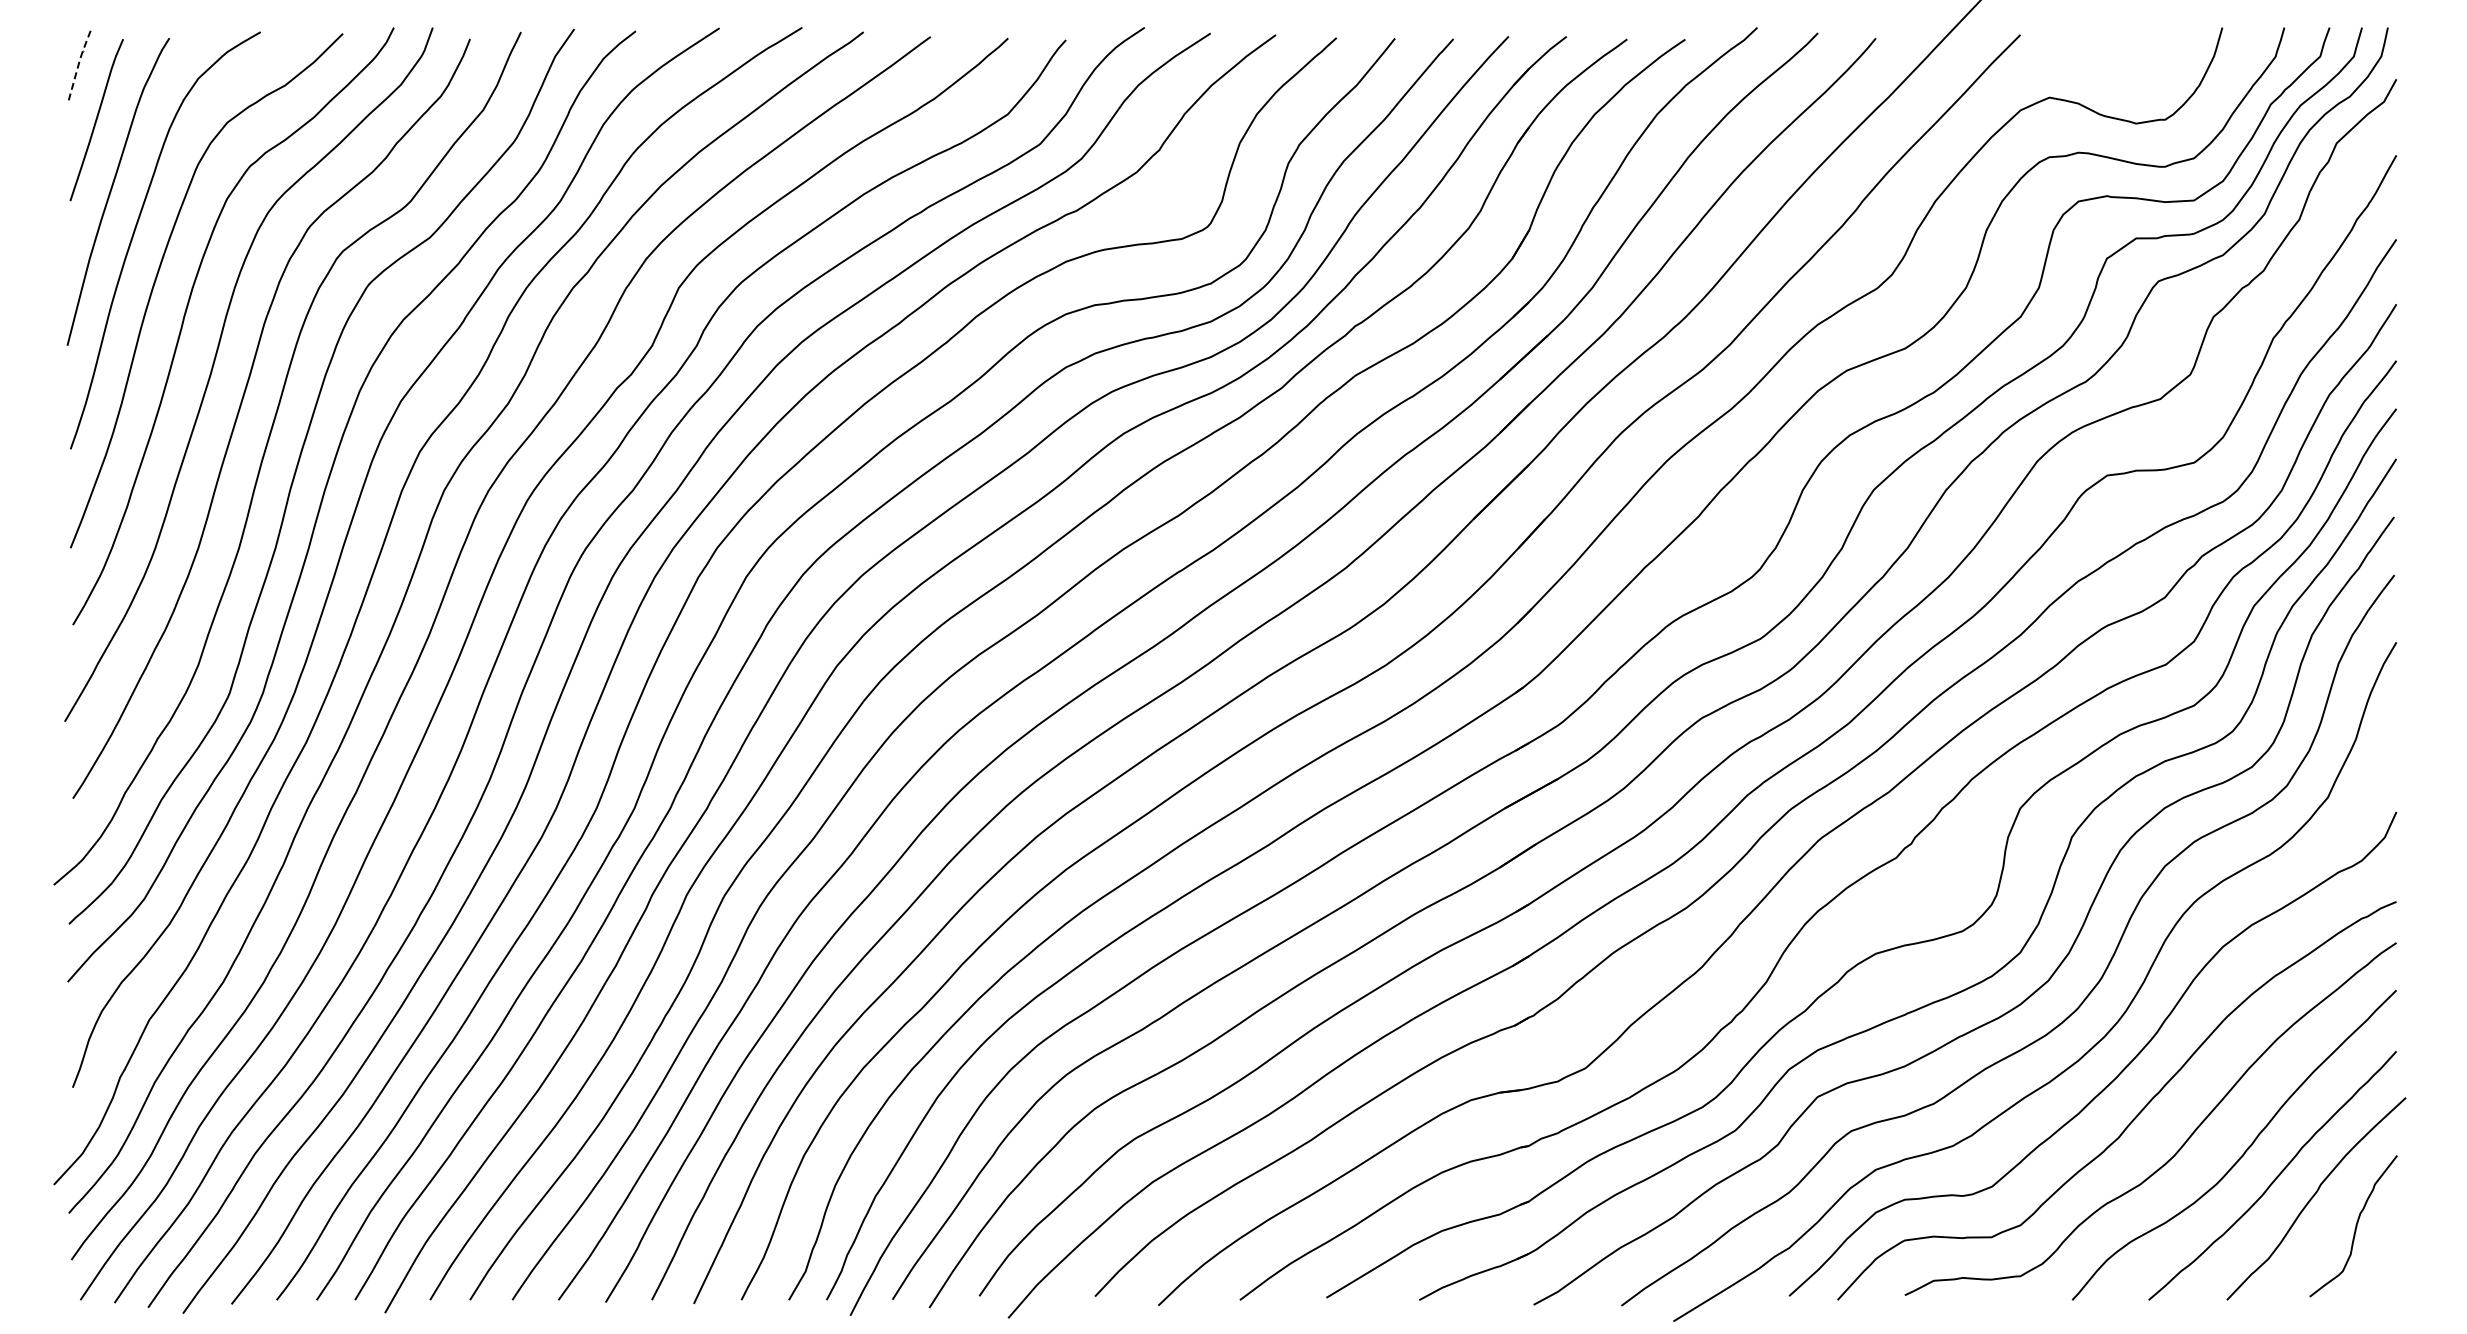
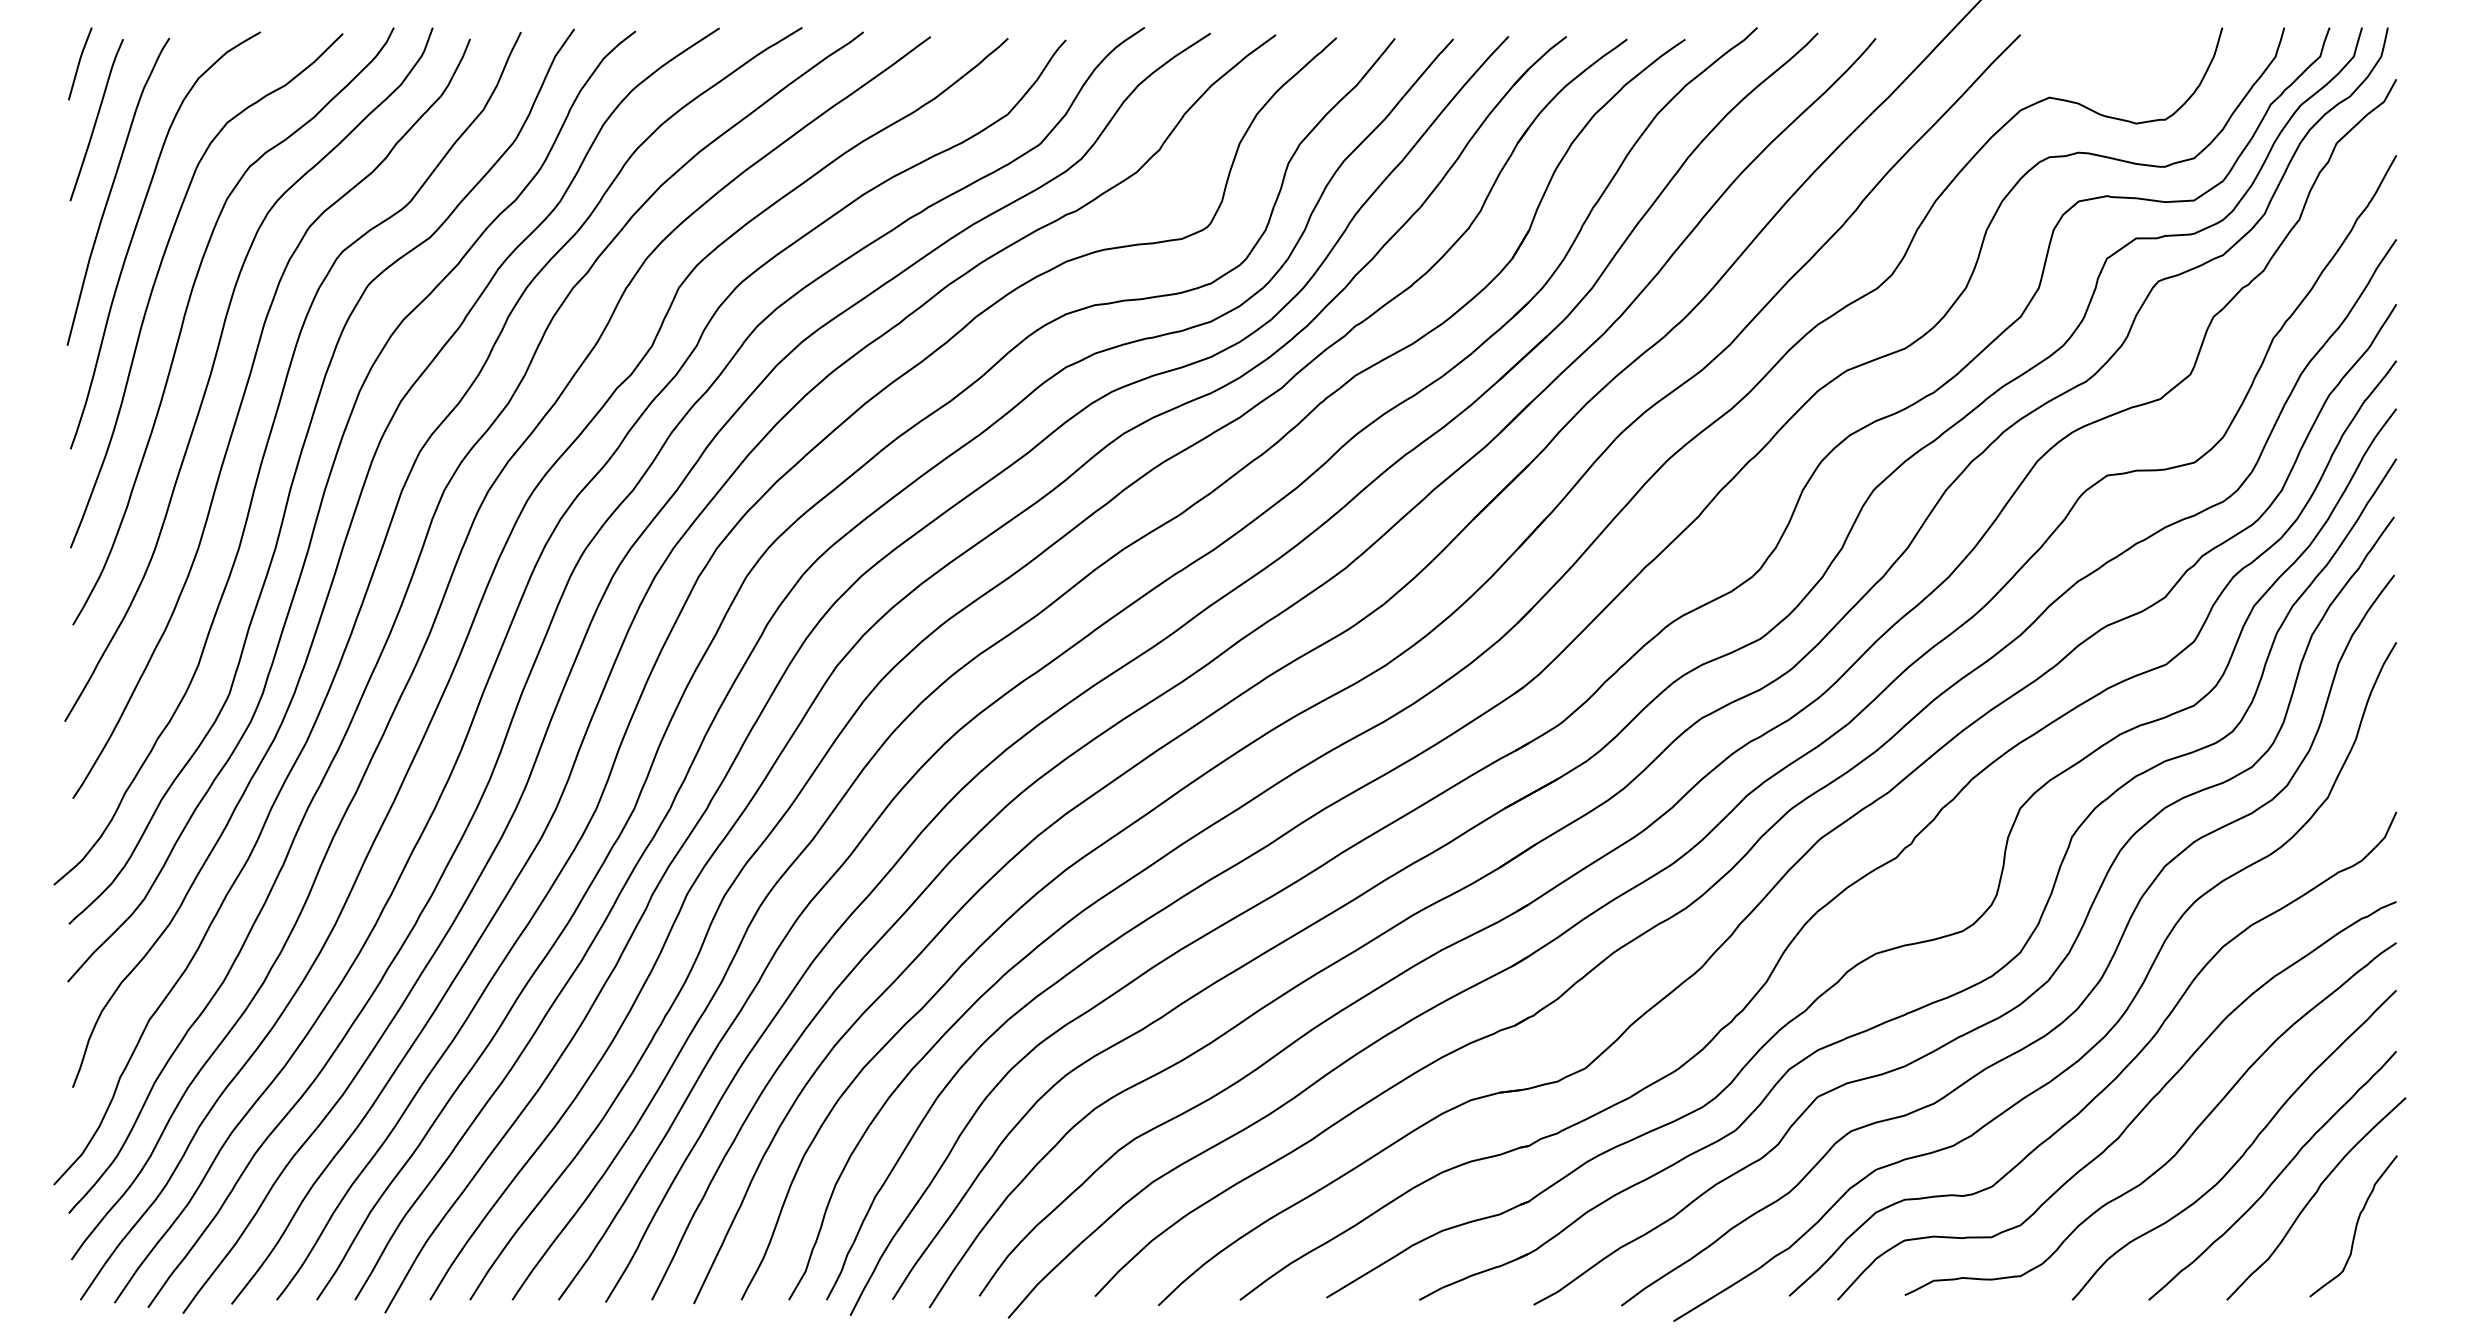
line: dashed -> solid (79, 62)
